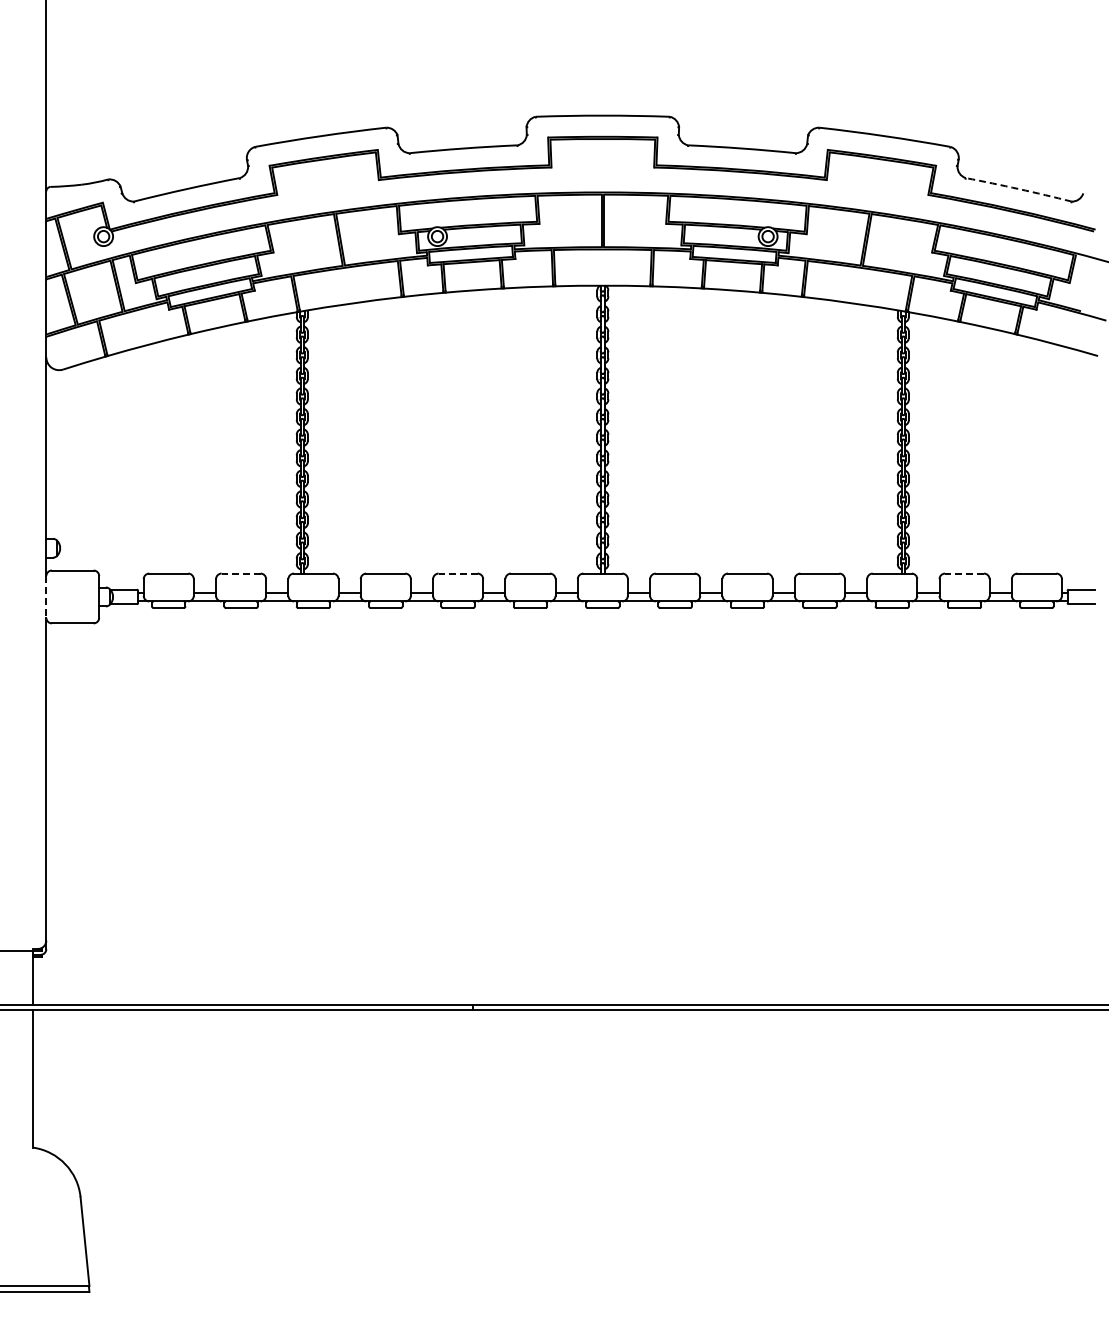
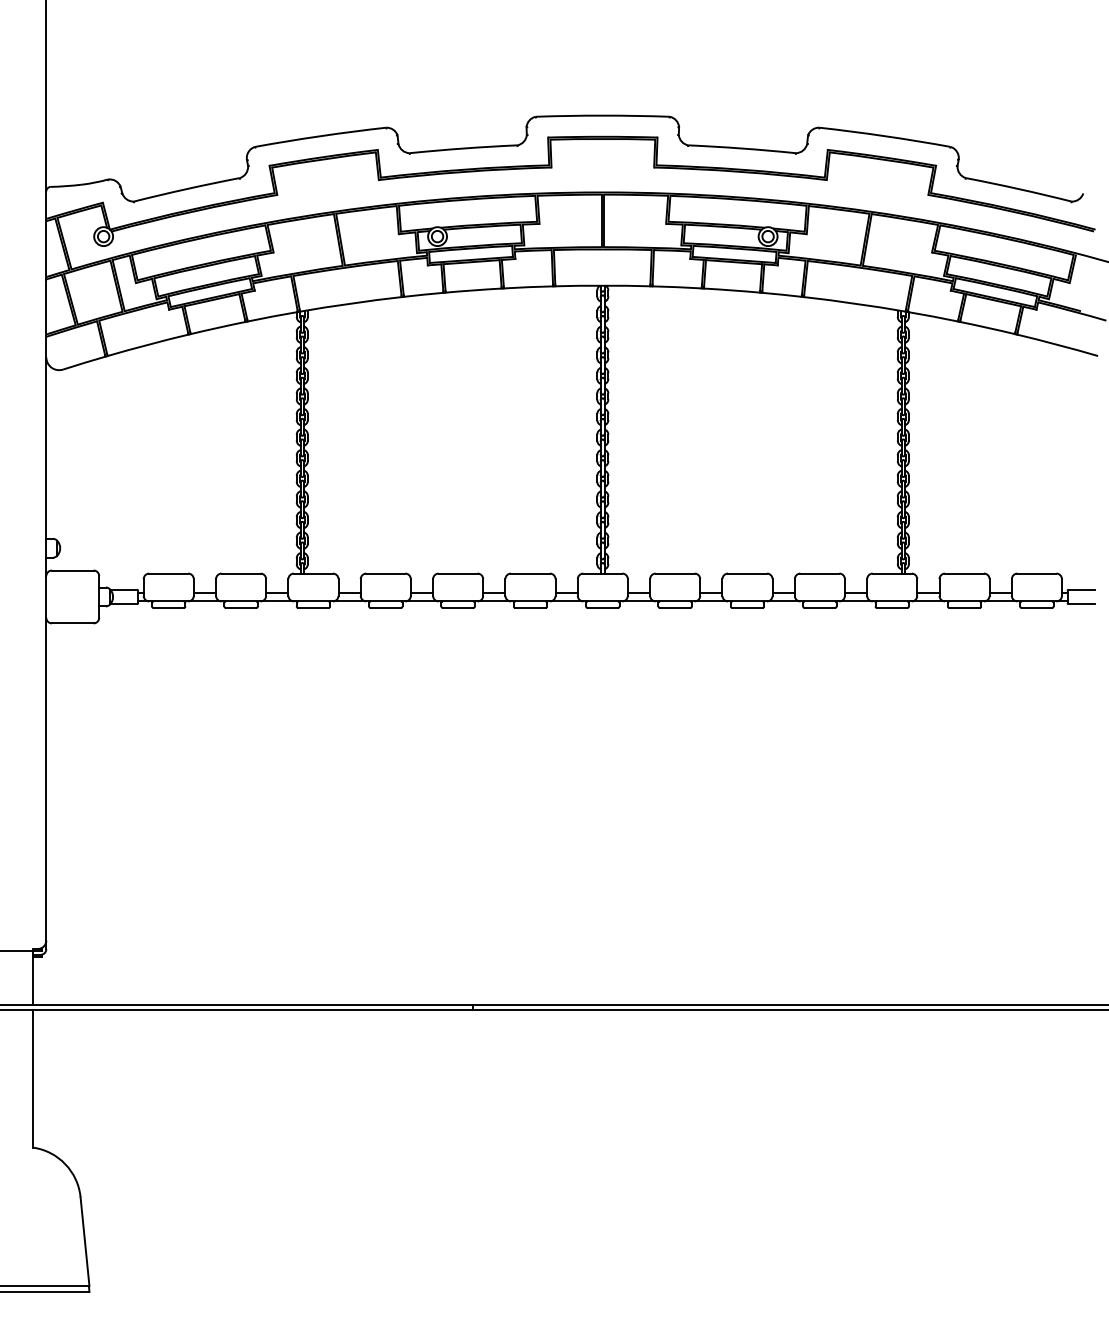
arc: dashed -> solid (1018, 189)
line: dashed -> solid (240, 573)
line: dashed -> solid (457, 573)
line: dashed -> solid (964, 573)
line: dashed -> solid (46, 596)
